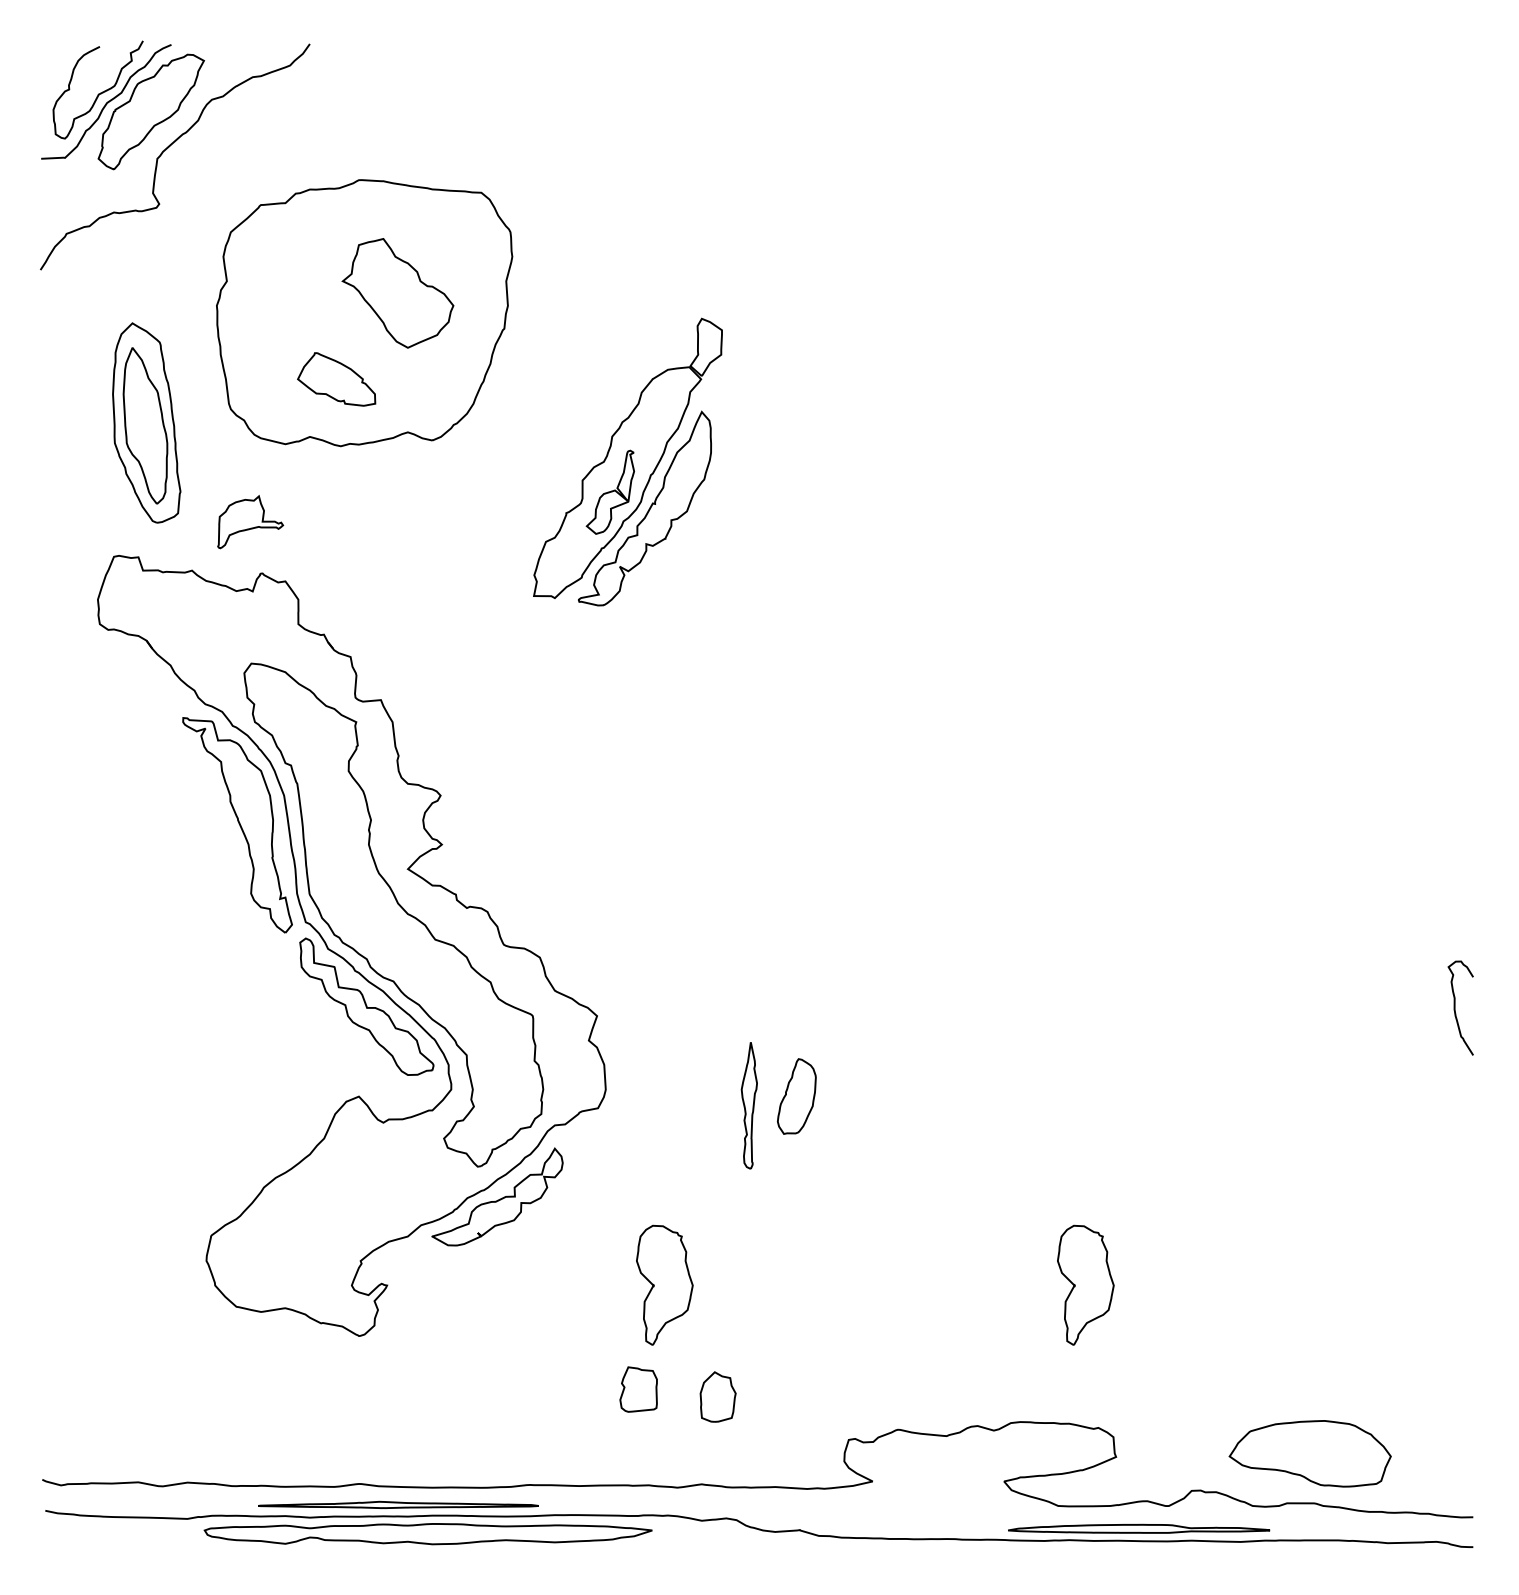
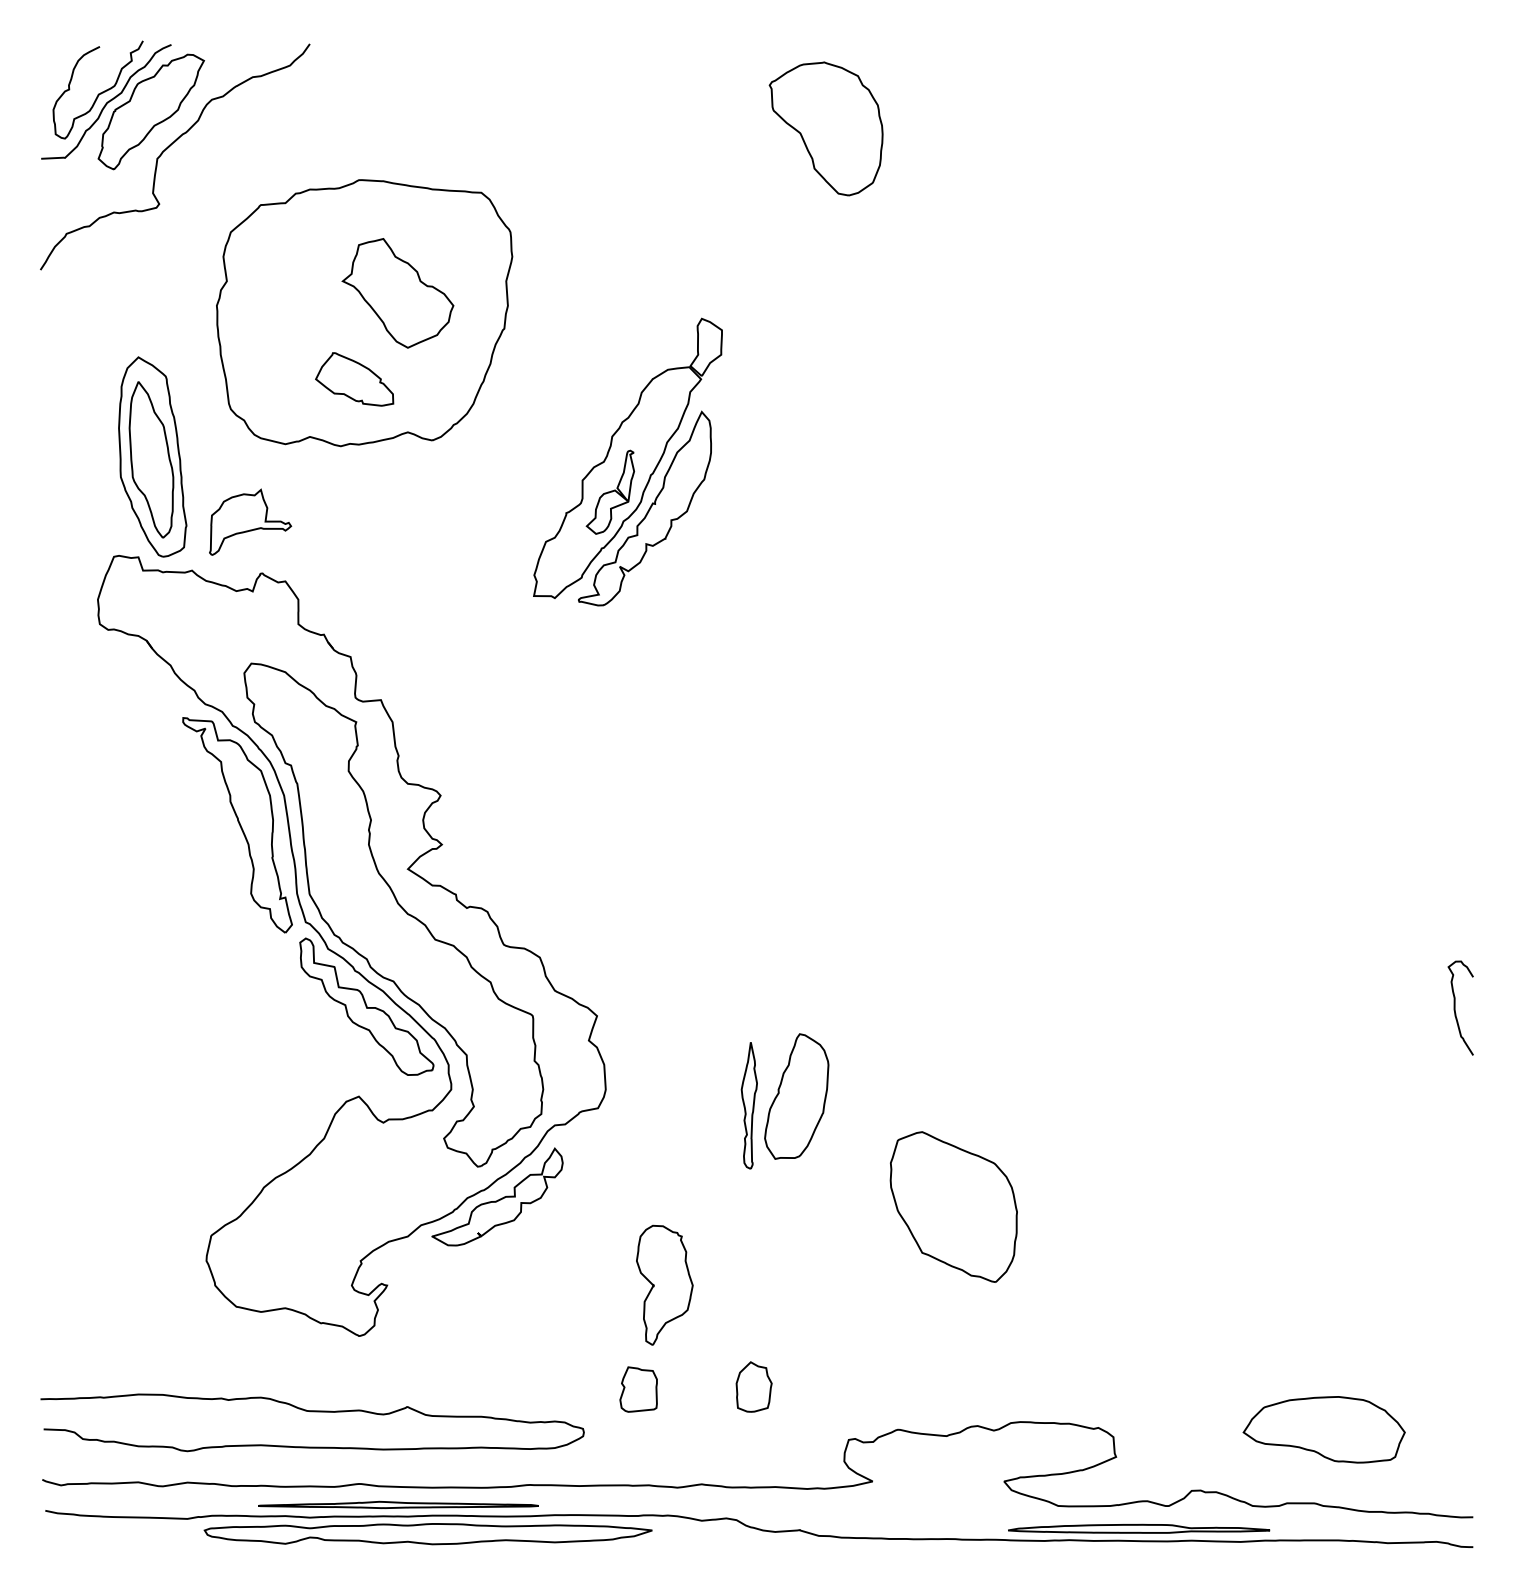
part: none -> present (825, 128)
part position: (336, 379) -> (354, 379) (354, 379)
part position: (146, 422) -> (152, 456) (152, 456)
part size: 68x55 px -> 84x68 px (250, 521)
part size: 40x77 px -> 66x127 px (796, 1096)
part: none -> present (953, 1206)
part: present -> none (1085, 1284)
part position: (717, 1396) -> (753, 1386) (753, 1386)
curve: none -> present (312, 1412)
part position: (1309, 1453) -> (1323, 1429) (1323, 1429)
